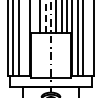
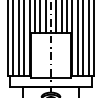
line: dashed -> solid (45, 16)
line: none -> present (34, 17)
line: none -> present (24, 39)
line: none -> present (88, 39)
